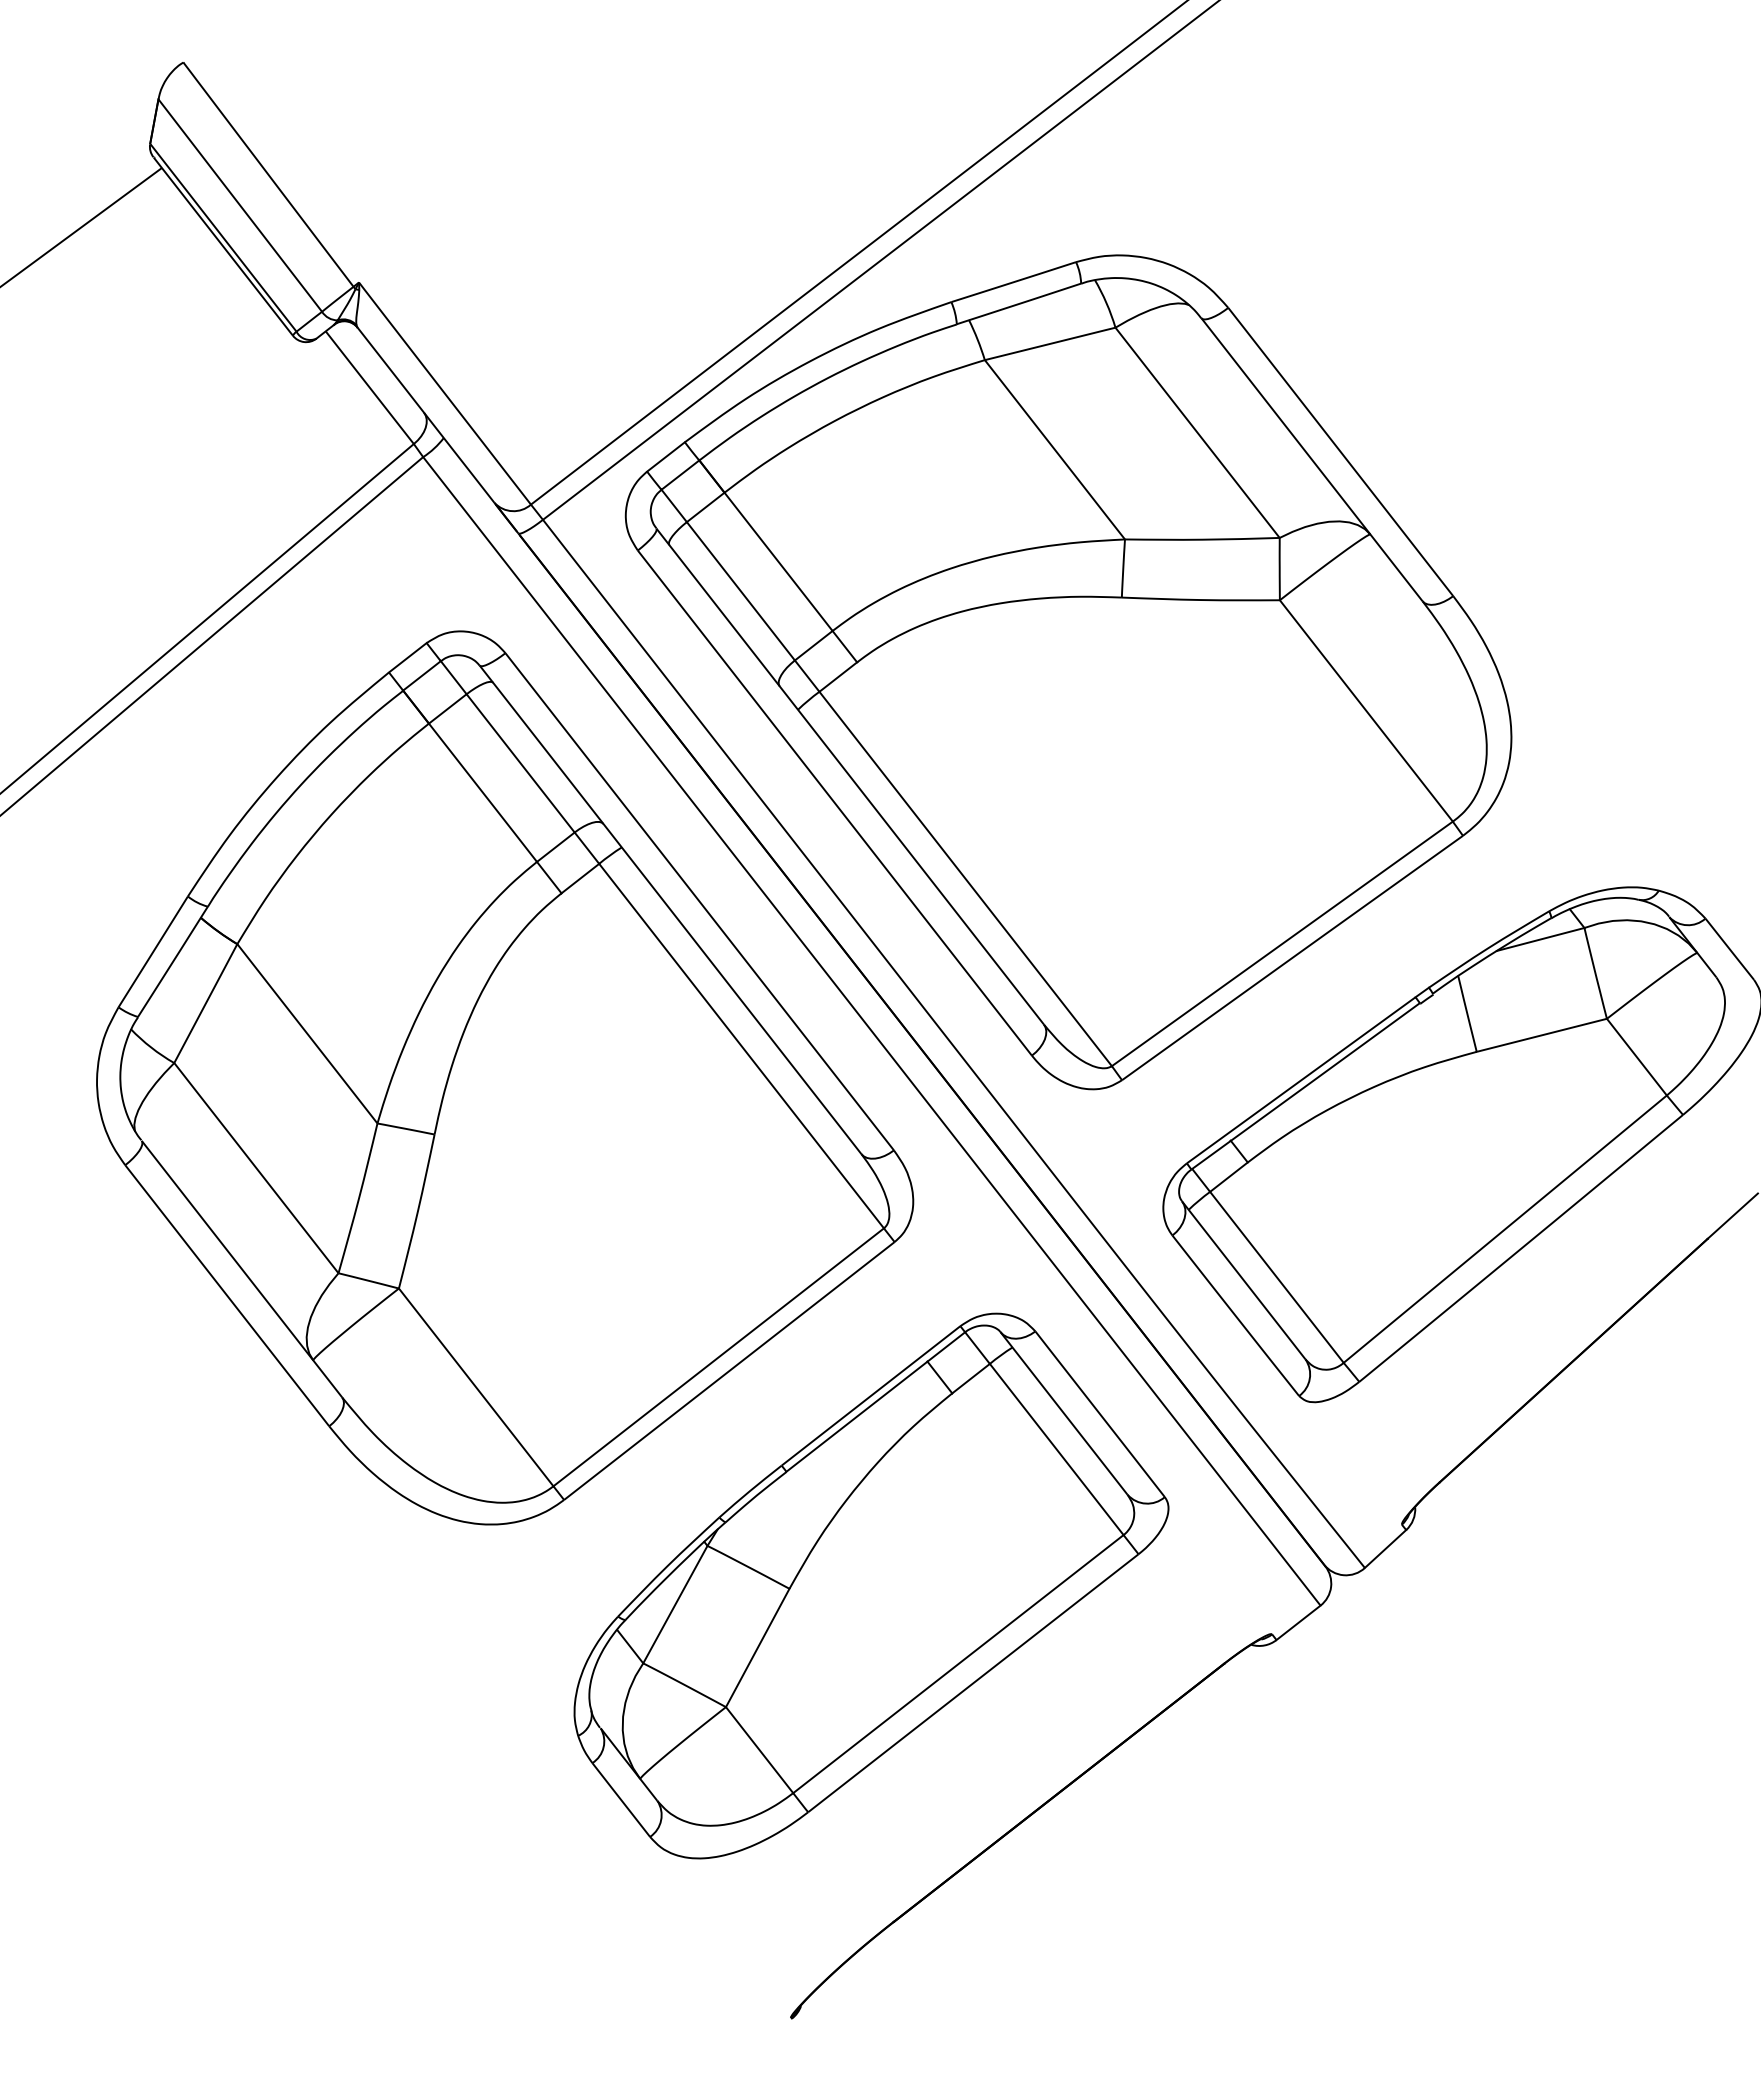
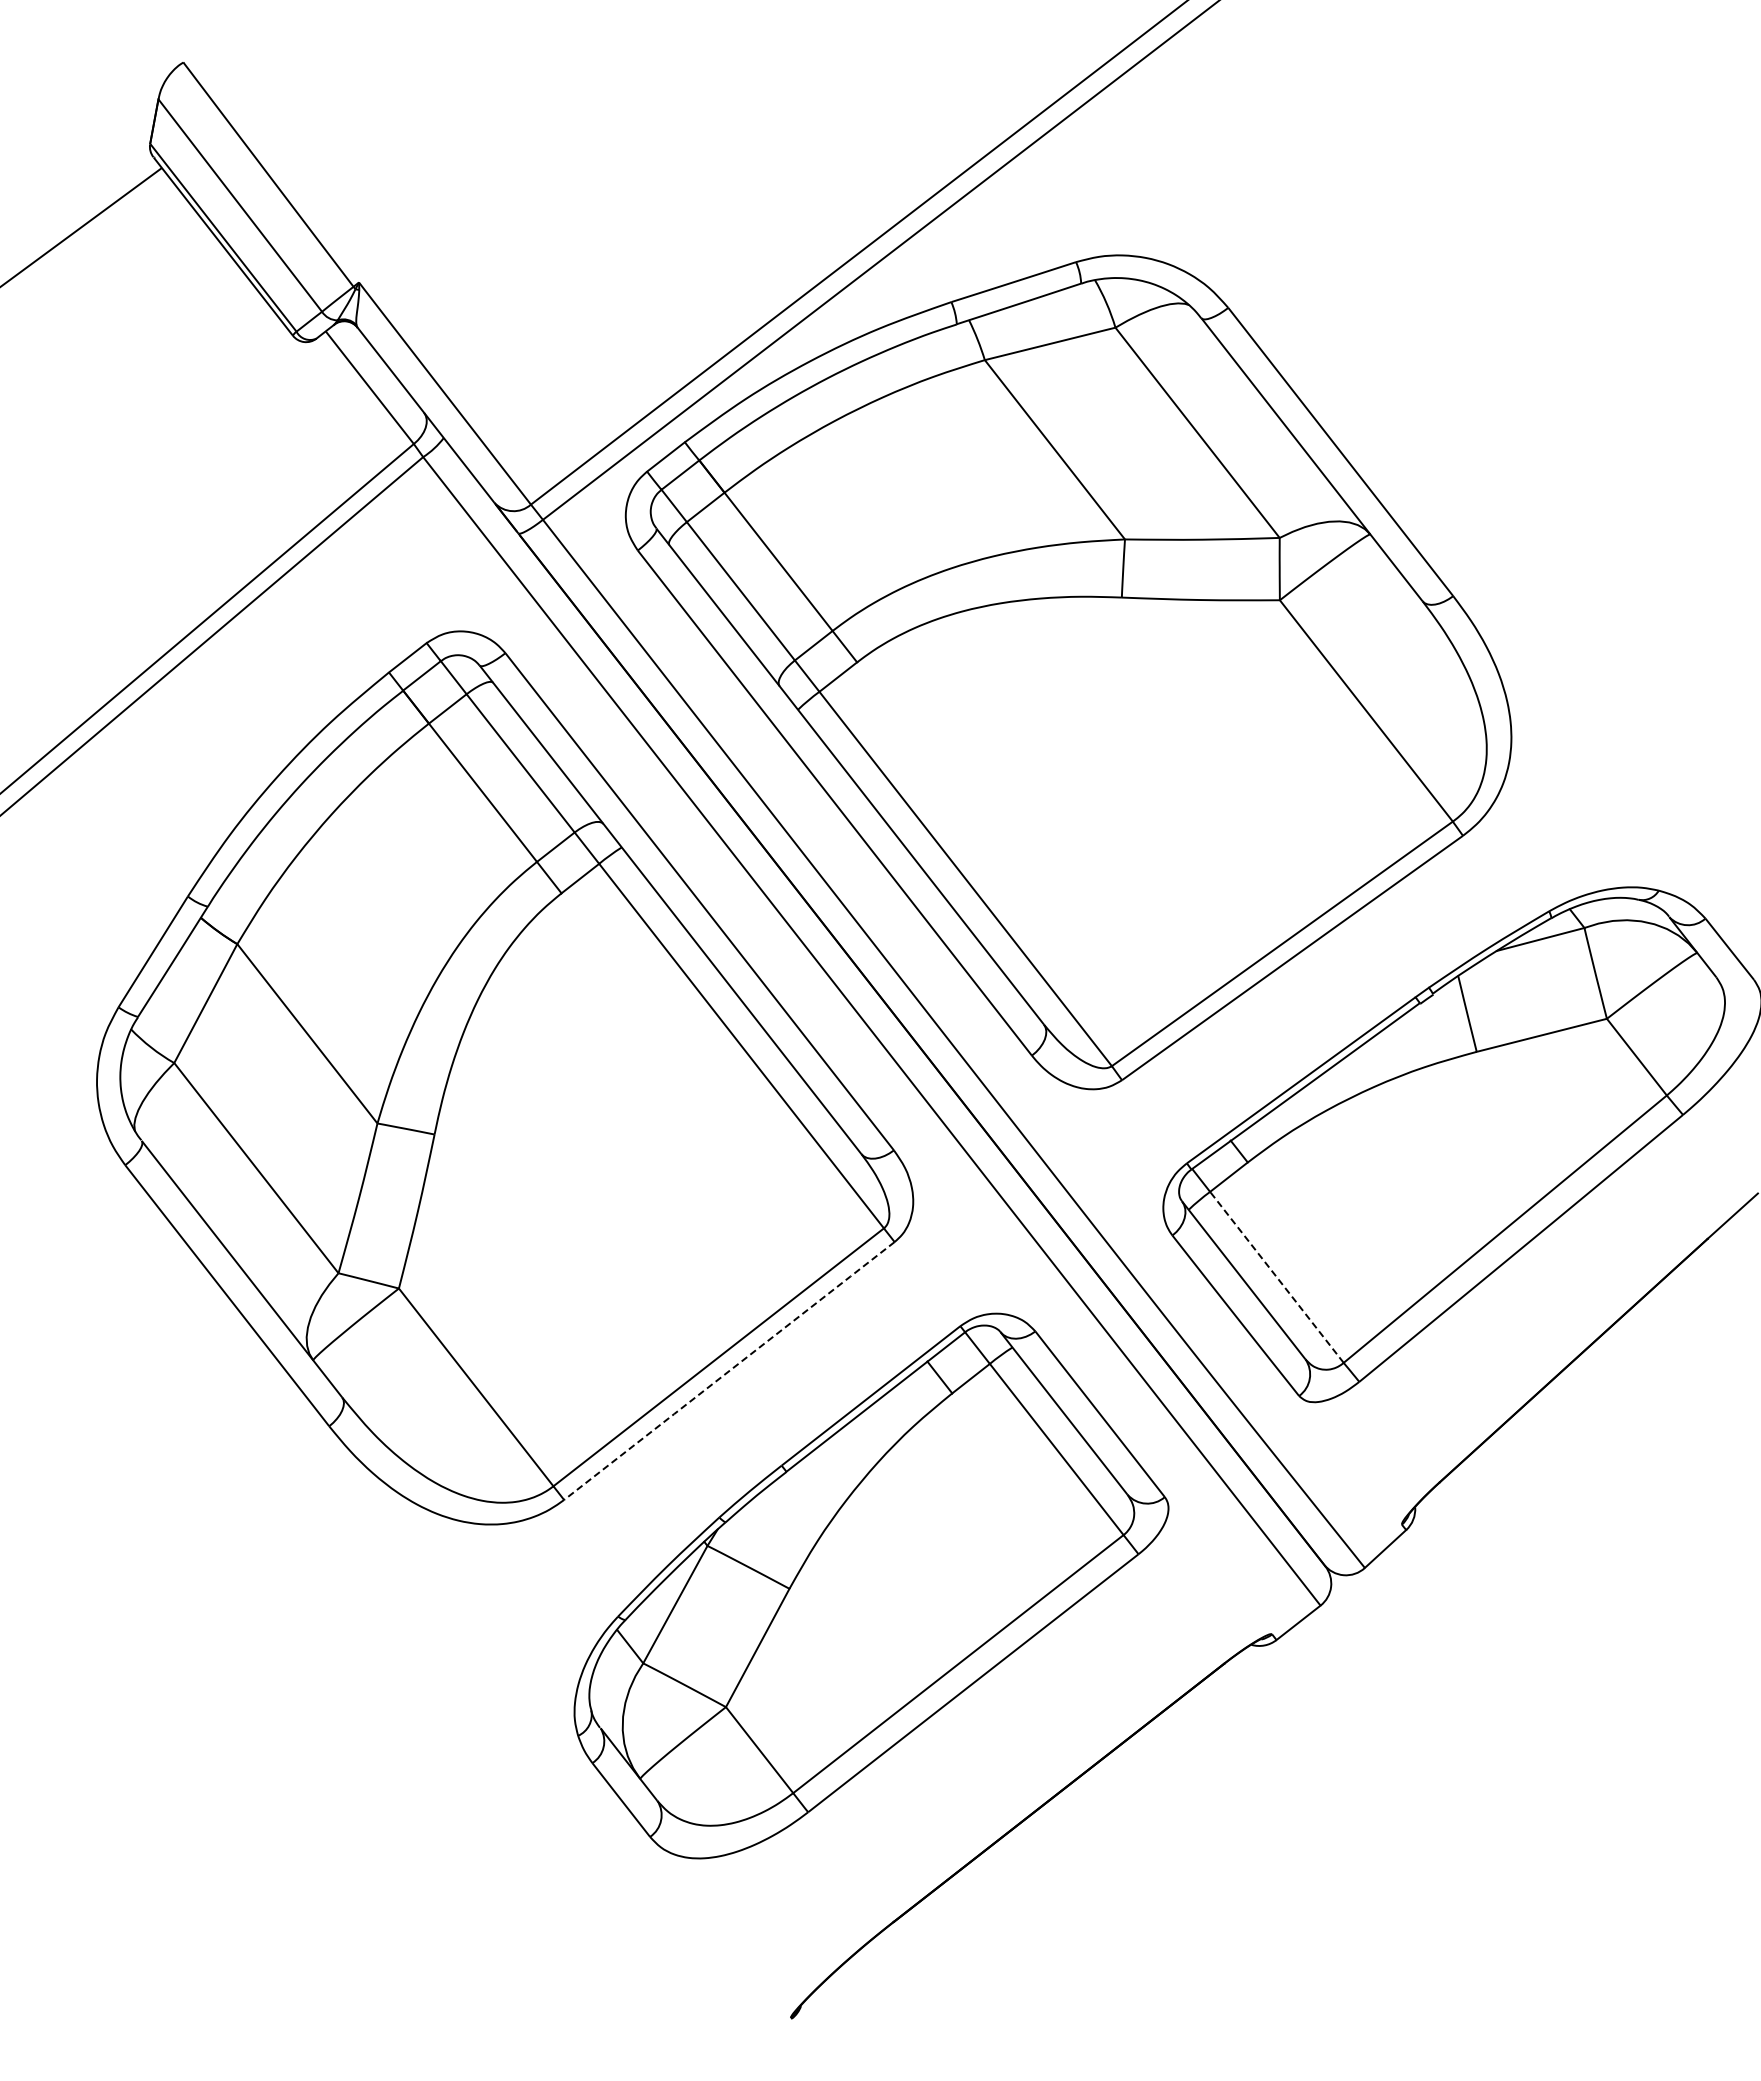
line: solid -> dashed (1276, 1276)
line: solid -> dashed (729, 1371)
